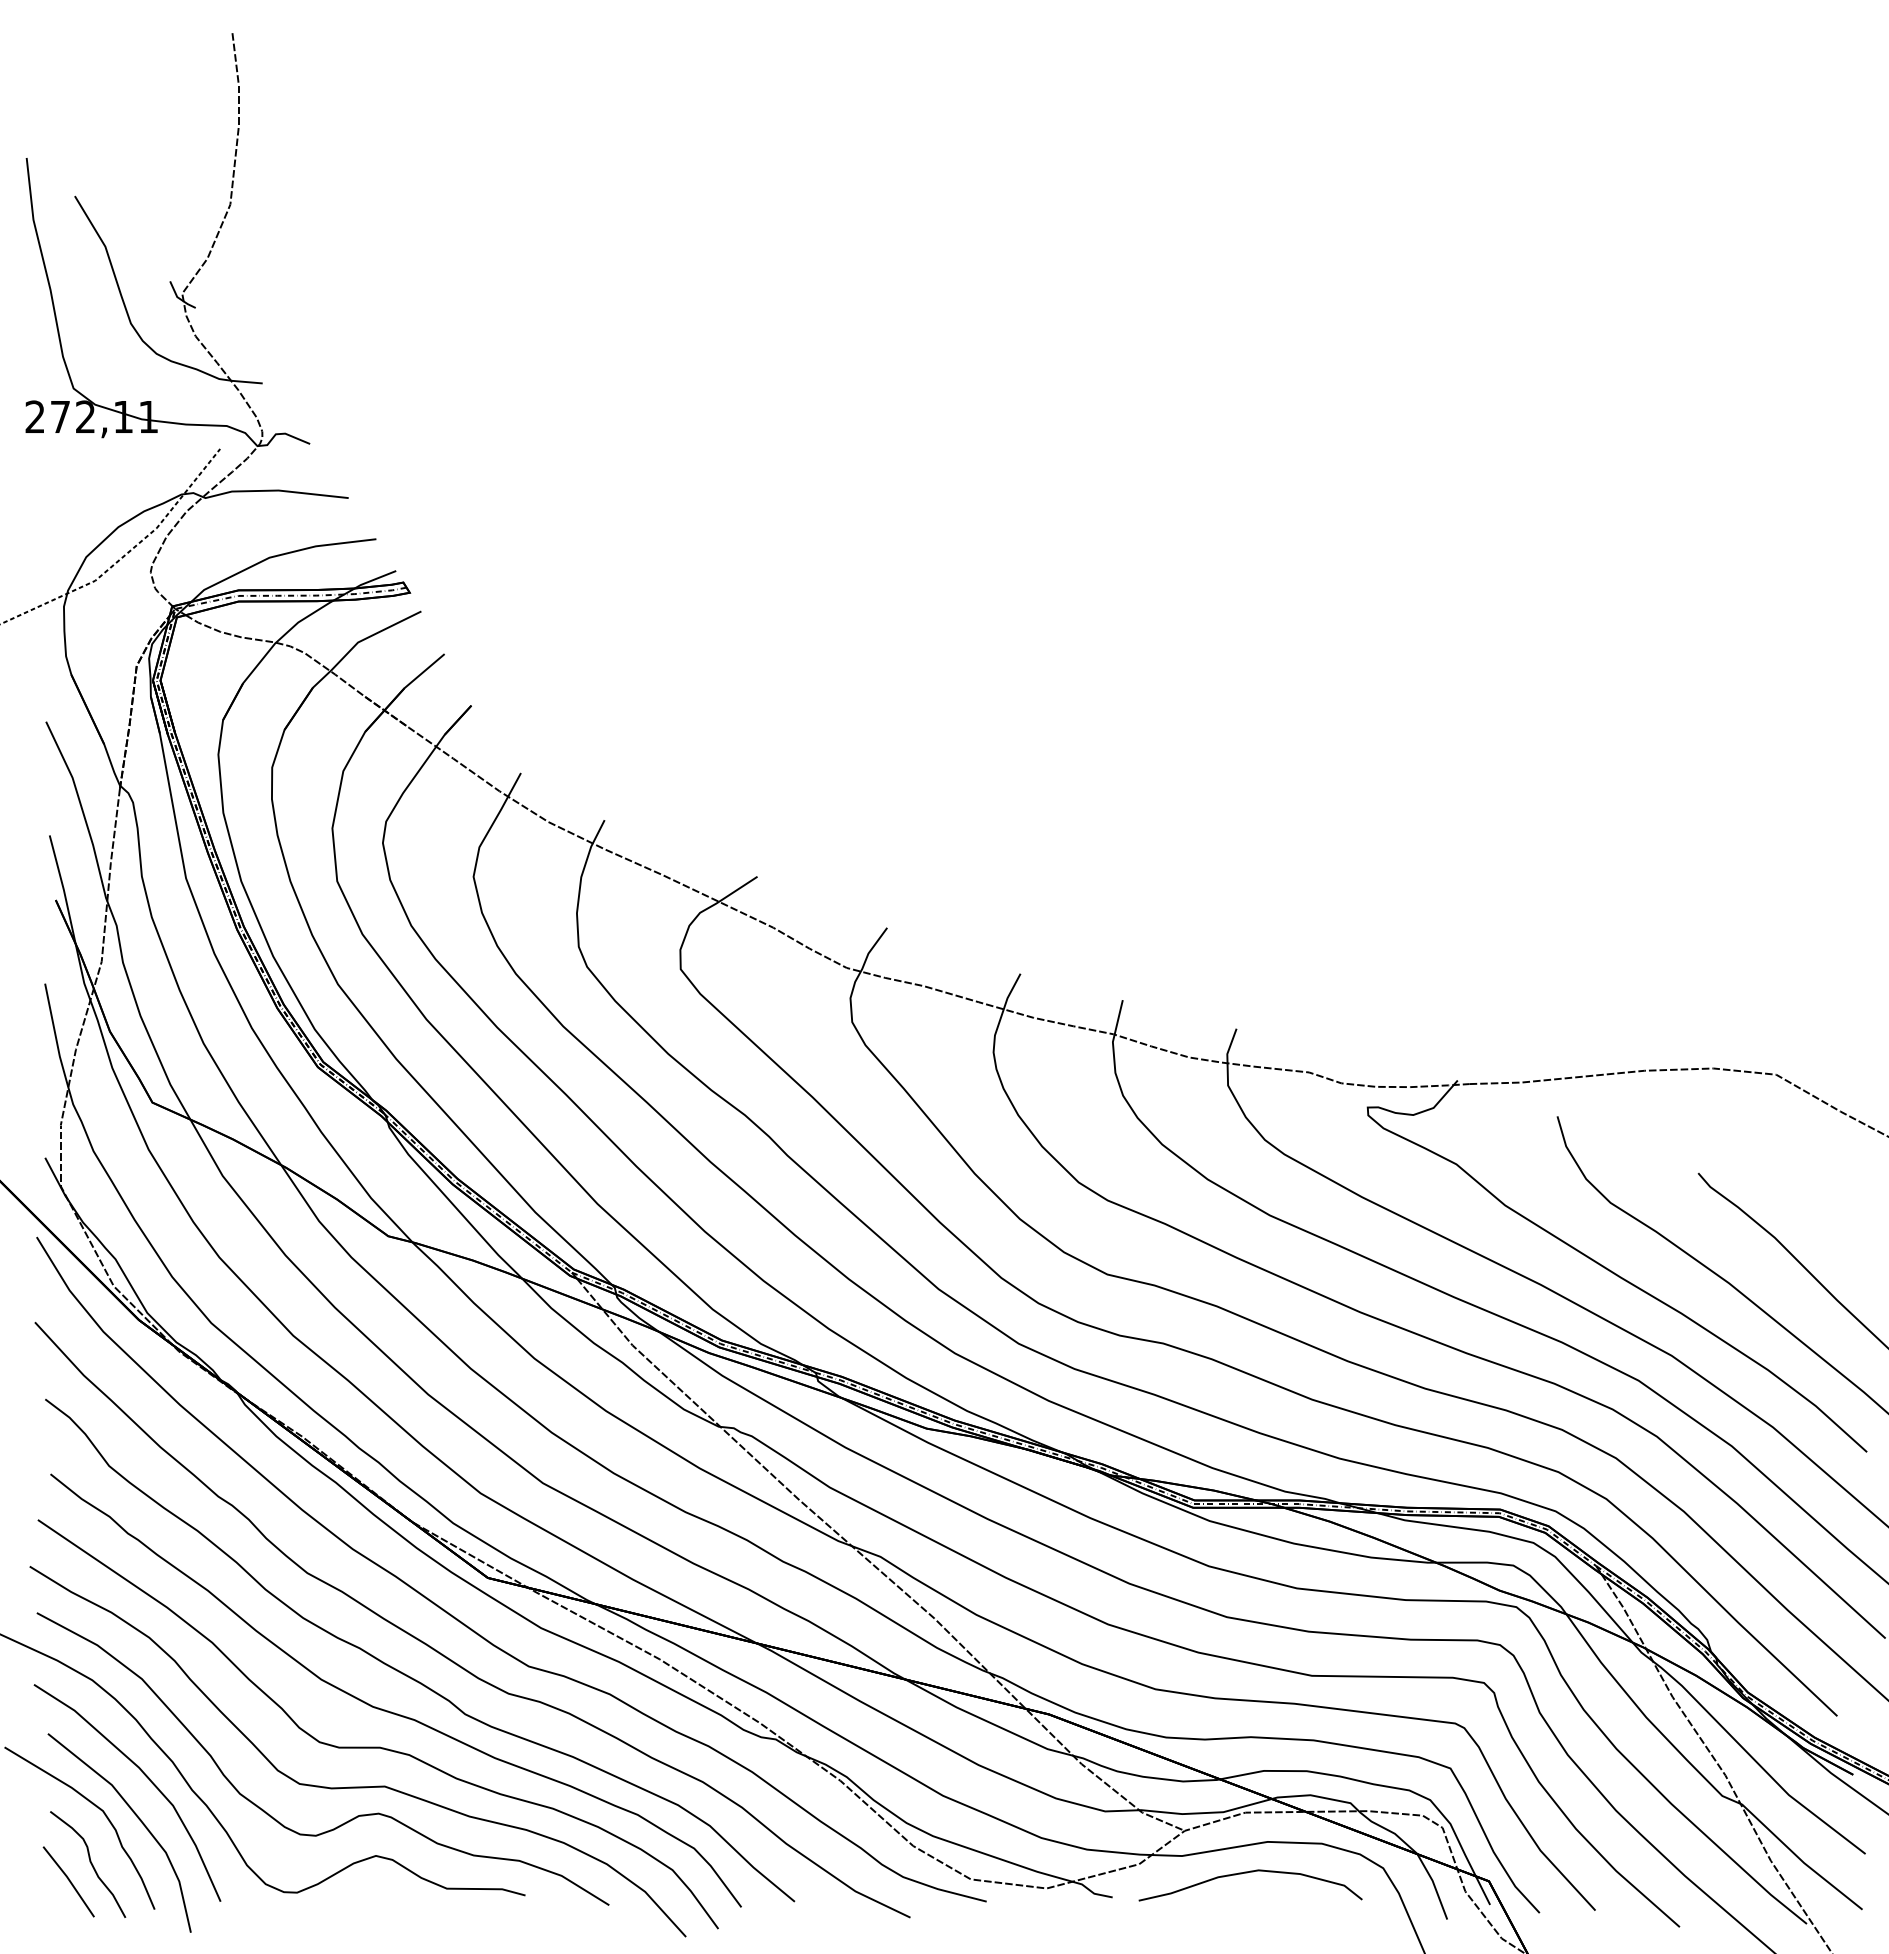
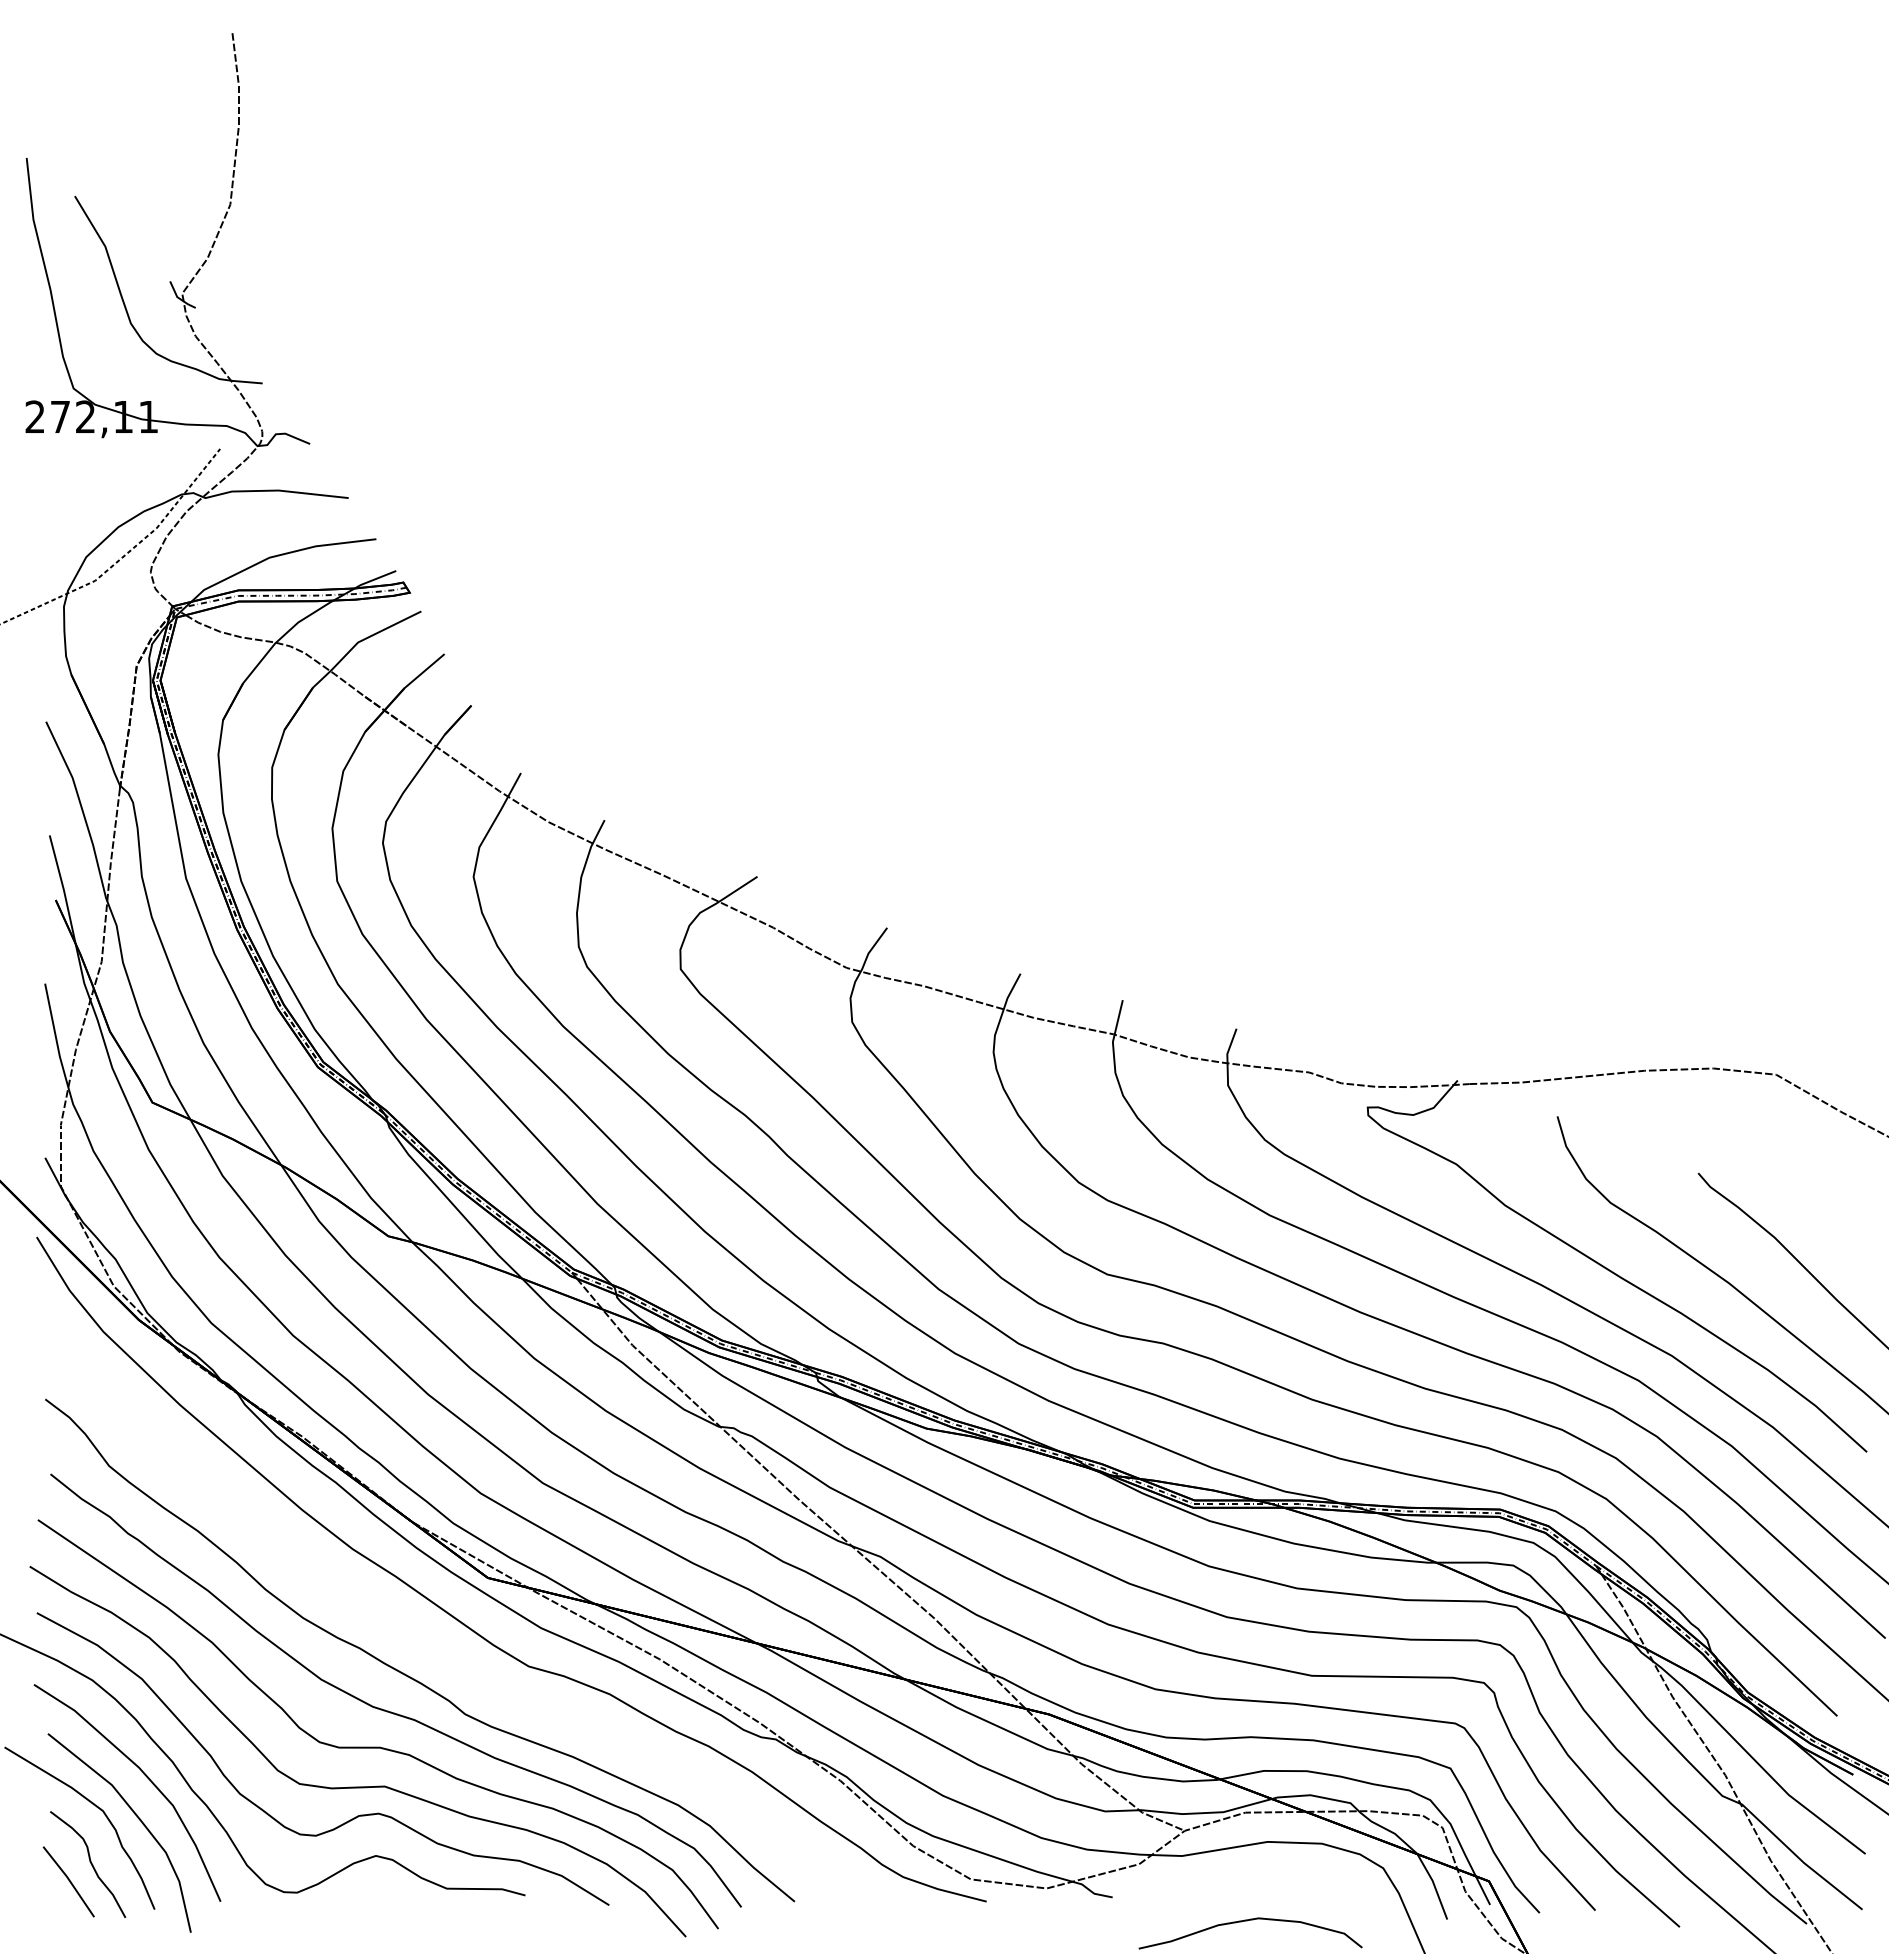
curve: present -> none (448, 1657)
curve position: (1247, 1873) -> (1247, 1921) (1247, 1921)
